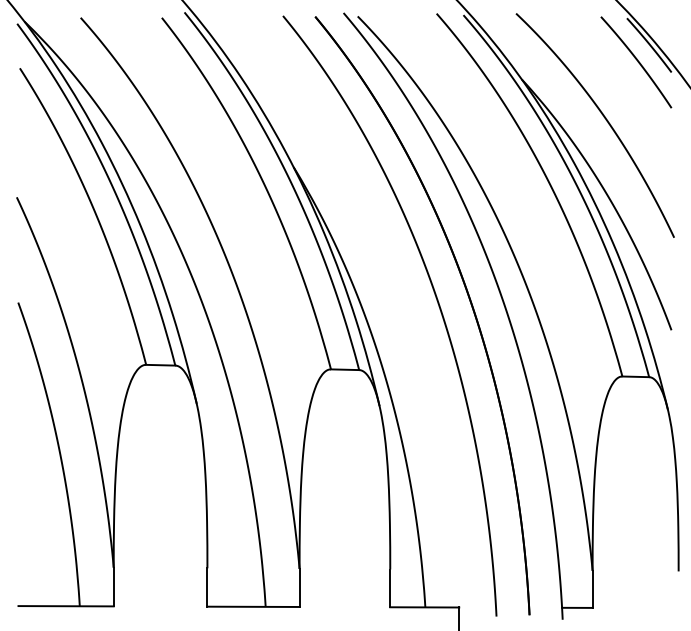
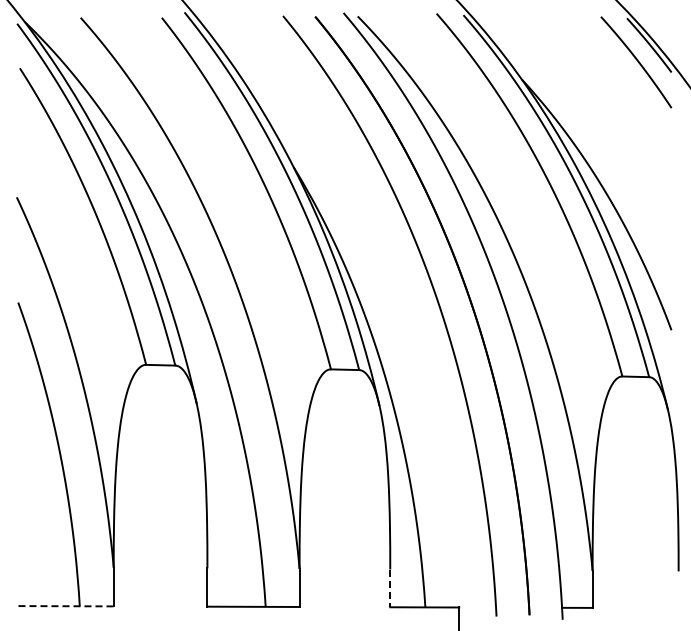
curve: present -> none (603, 117)
line: solid -> dashed (390, 588)
line: solid -> dashed (66, 606)
